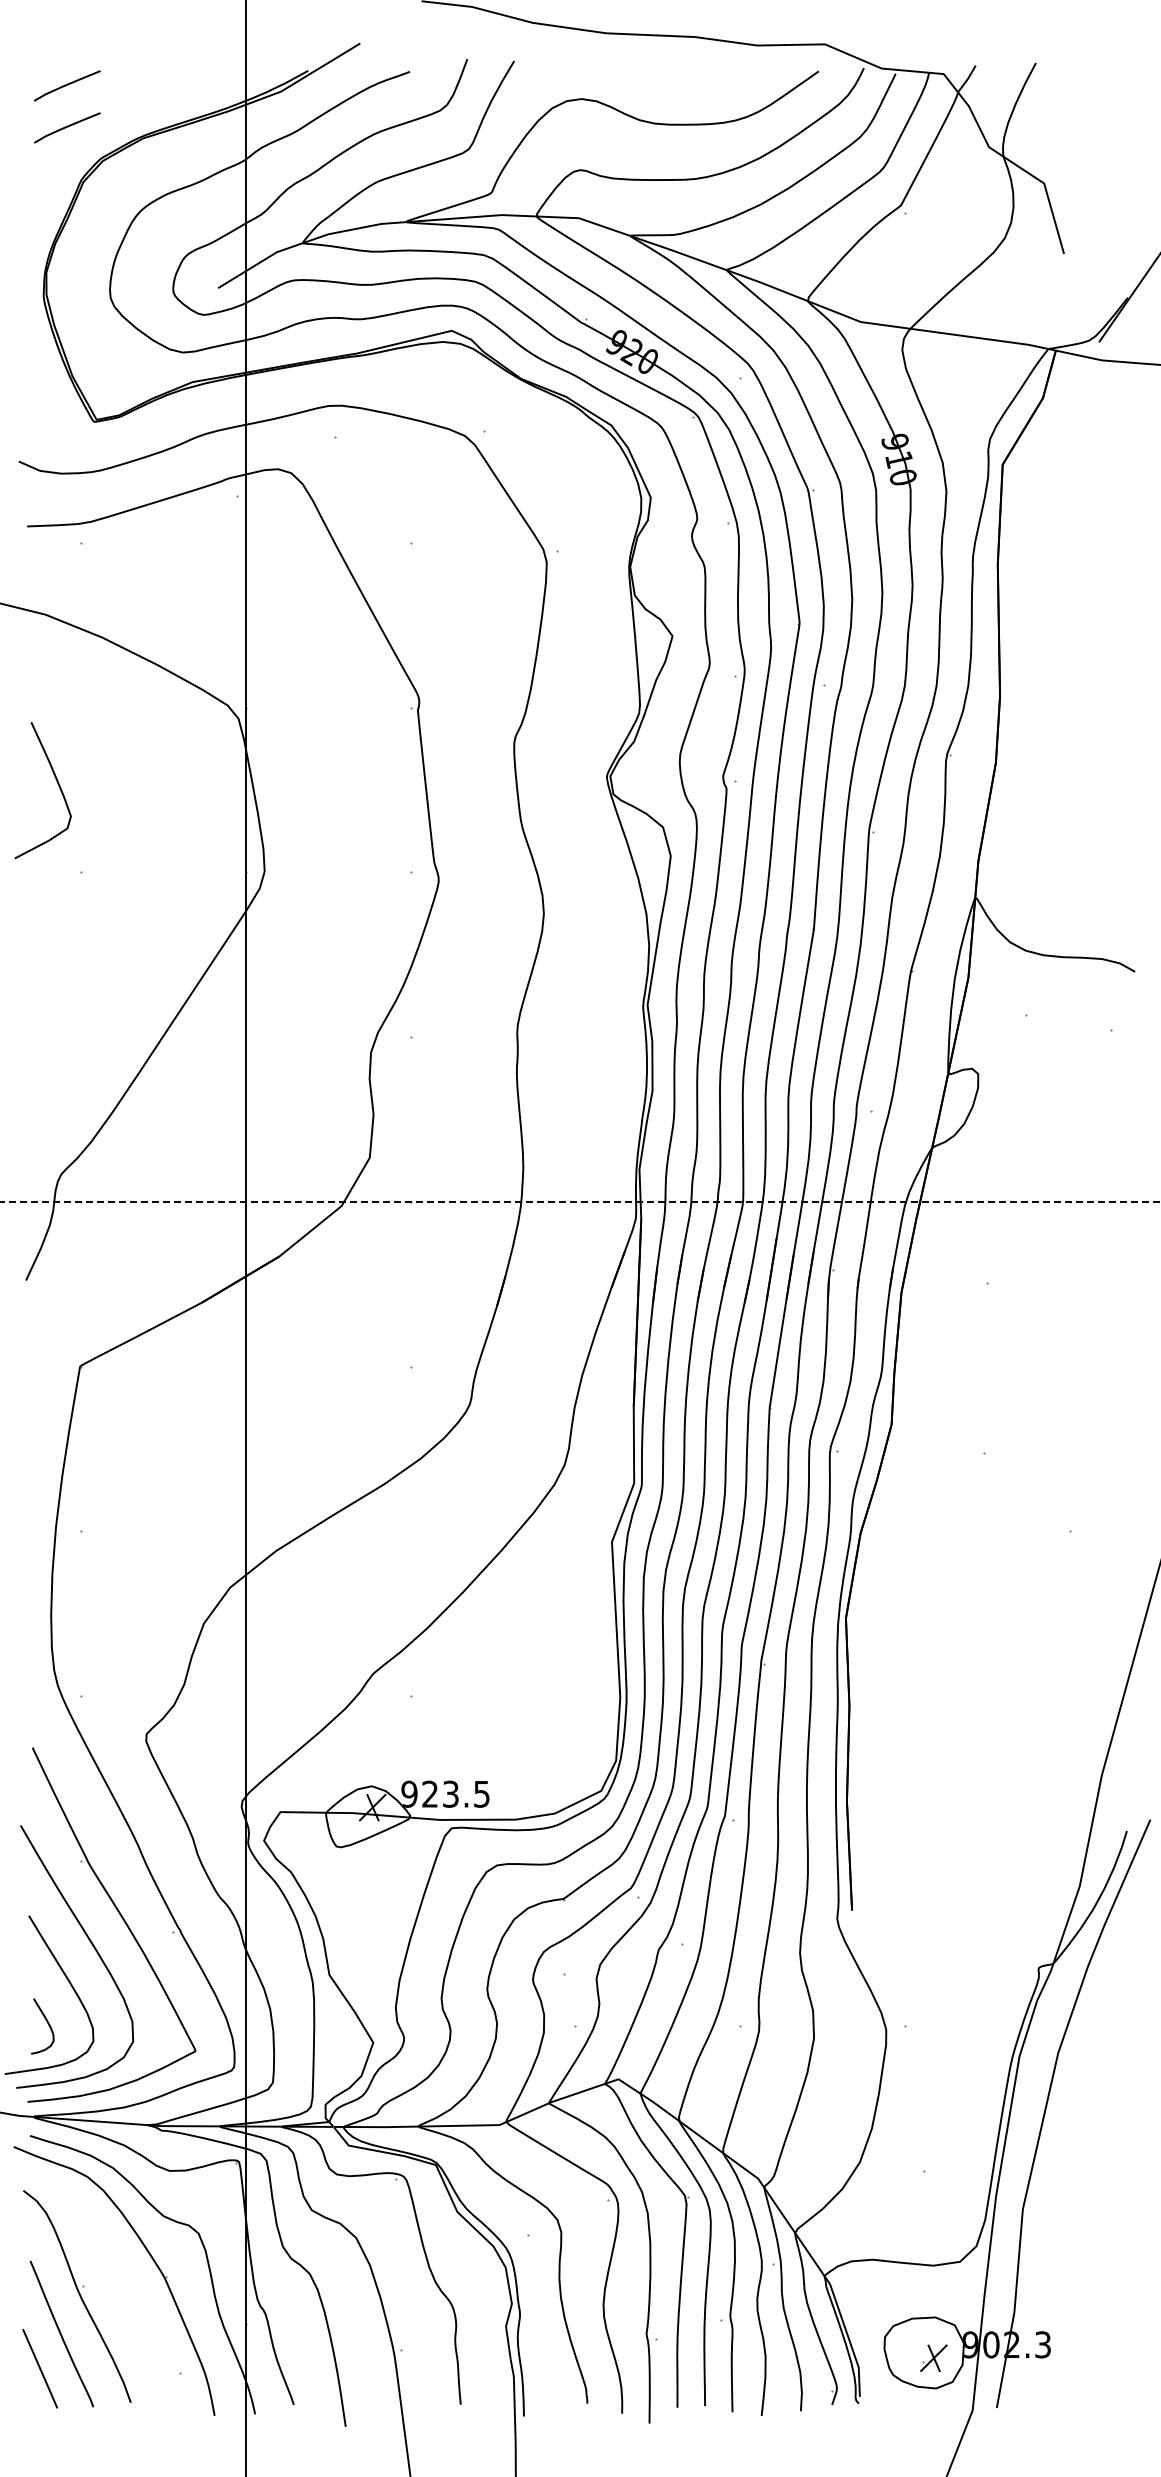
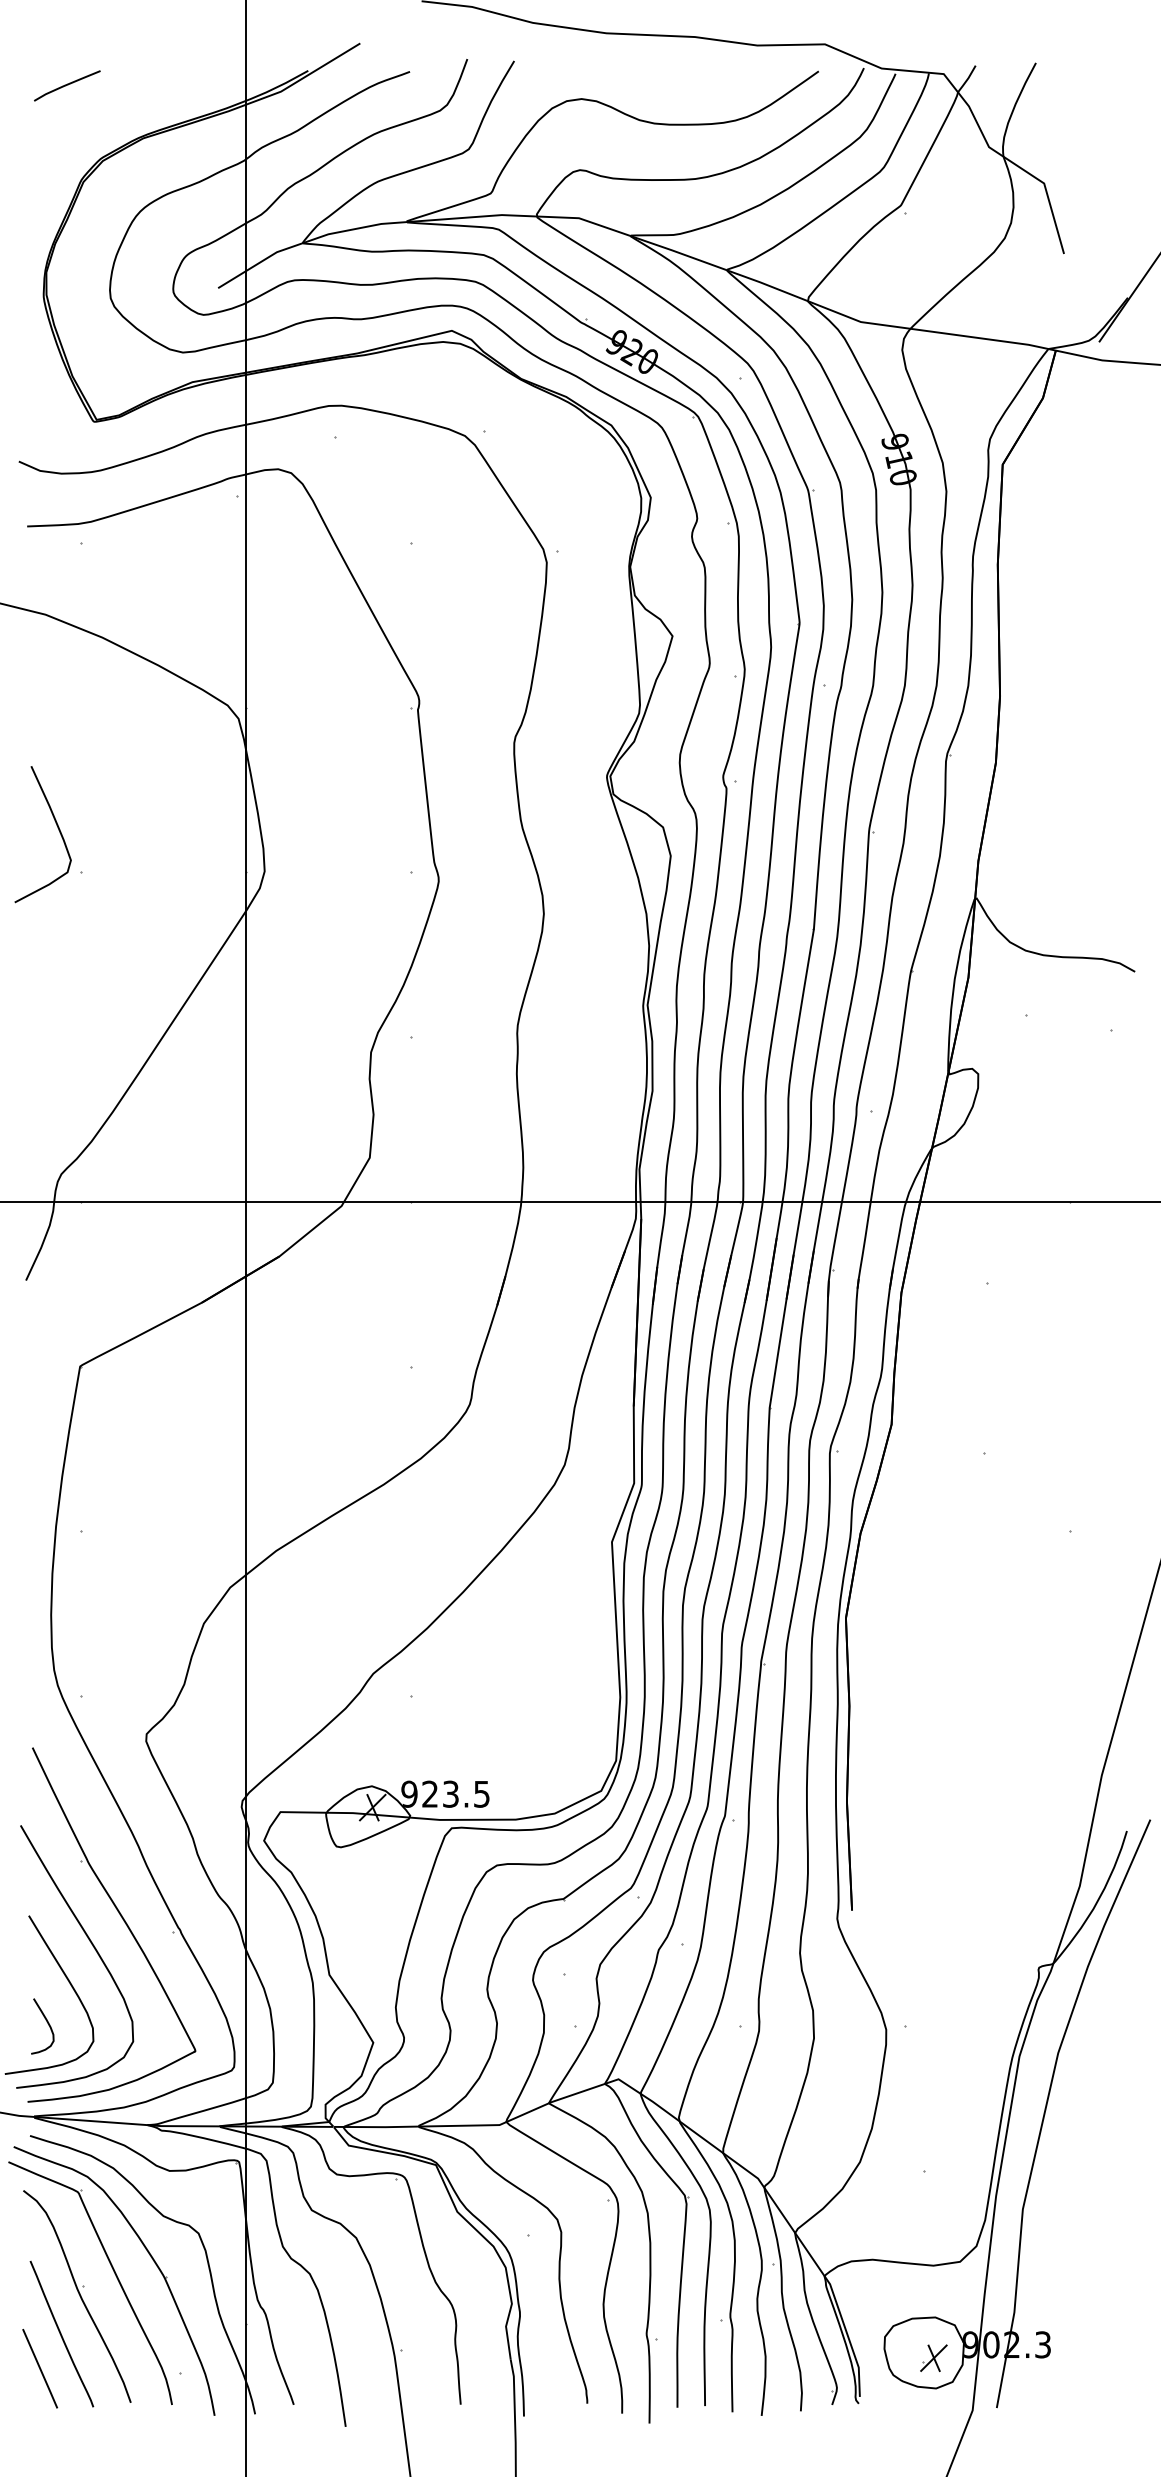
line: present -> none (67, 127)
curve position: (57, 784) -> (57, 828) (57, 828)
line: dashed -> solid (579, 1201)
part: none -> present (114, 2274)
